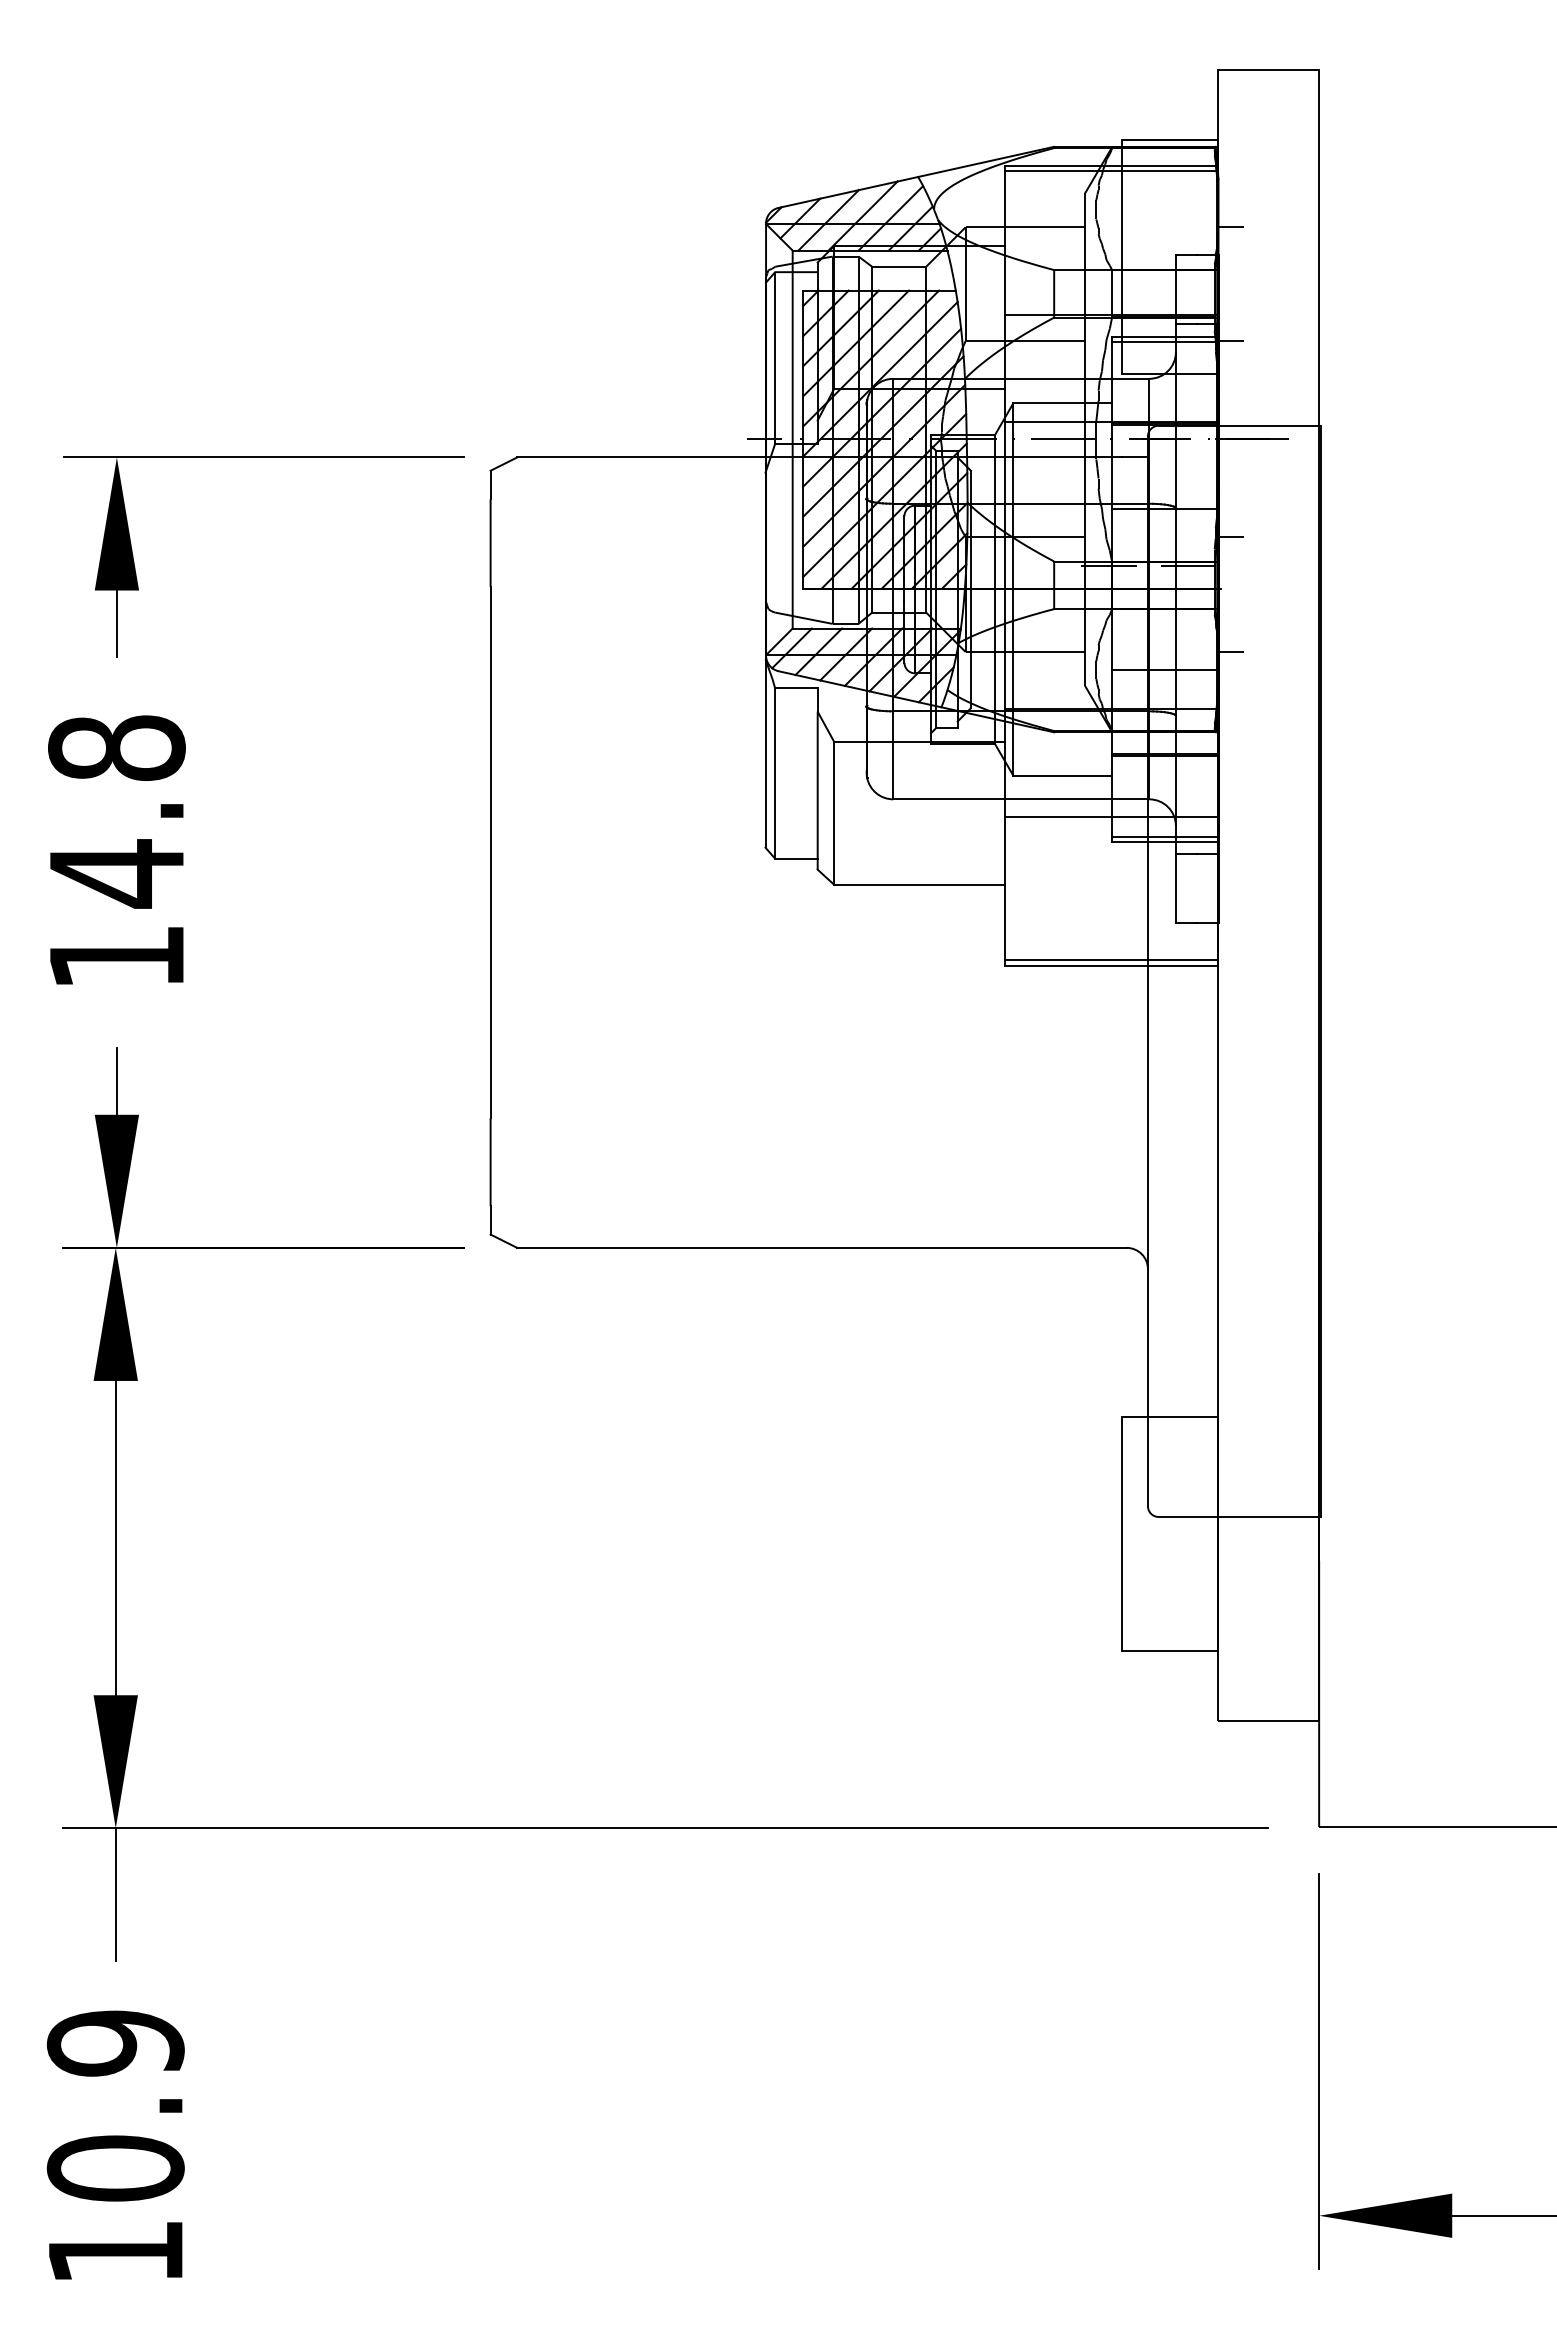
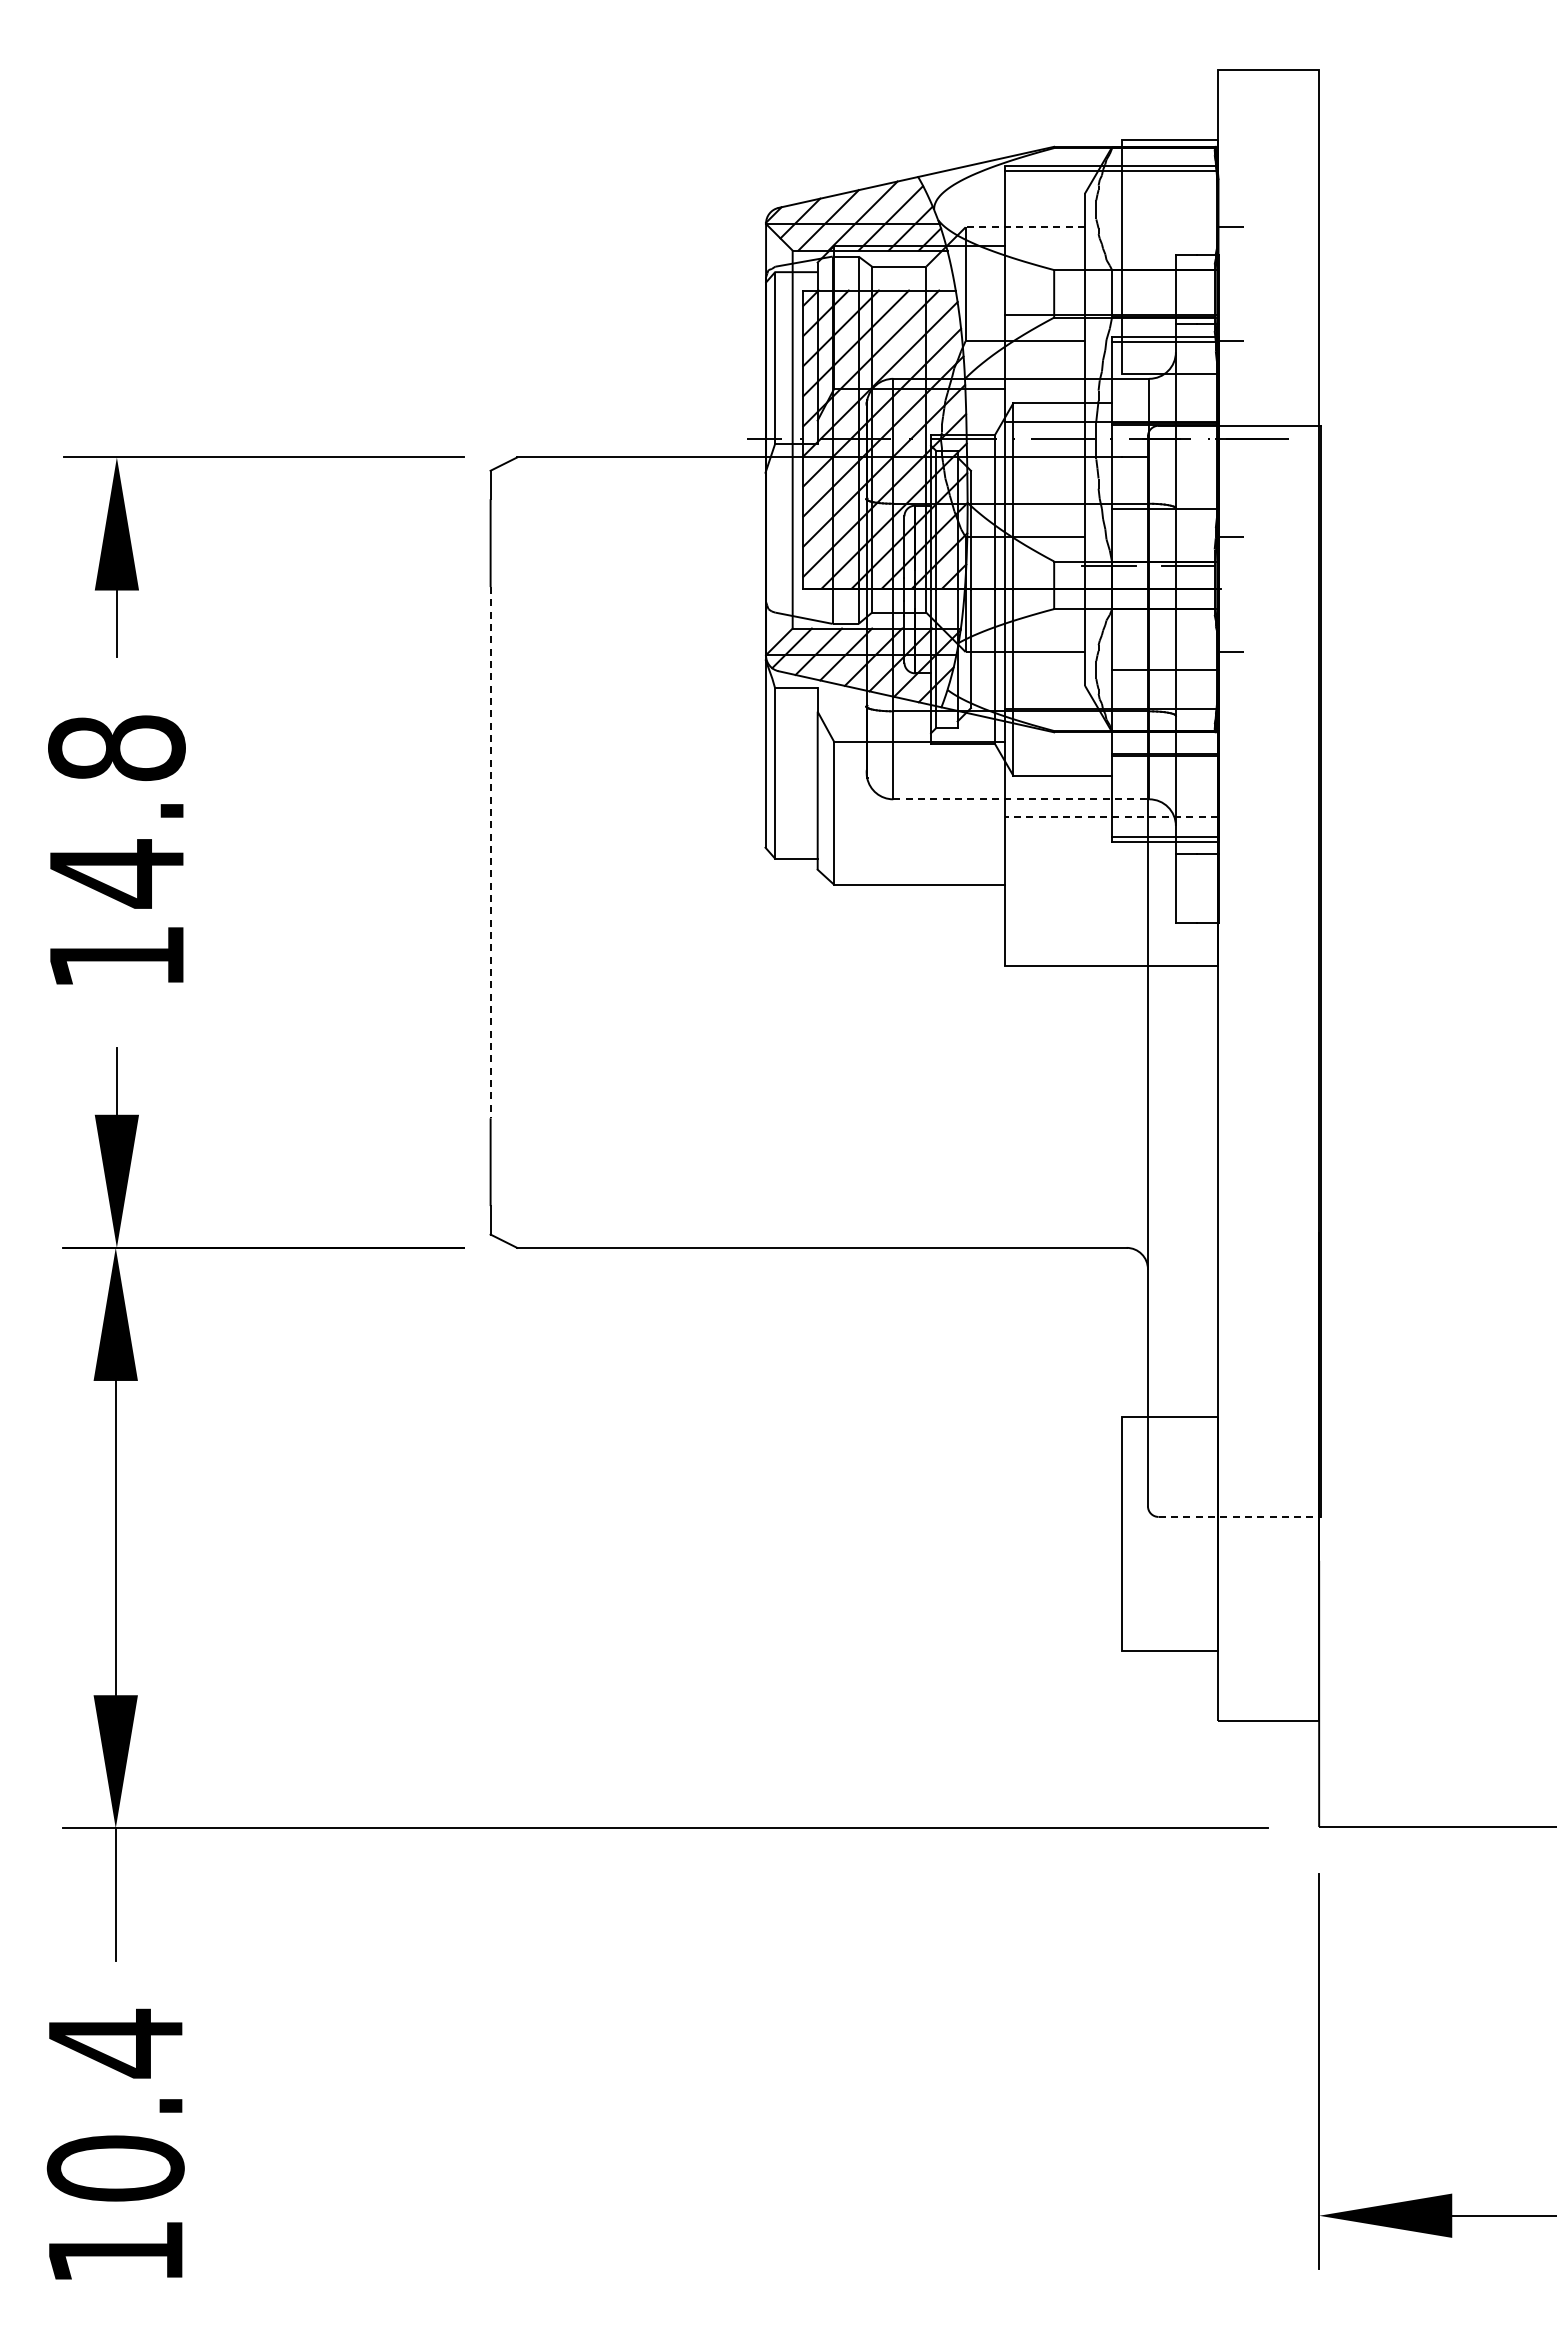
line: solid -> dashed (1025, 227)
line: solid -> dashed (1021, 799)
line: solid -> dashed (1111, 817)
line: solid -> dashed (490, 852)
line: present -> none (1111, 960)
line: solid -> dashed (1240, 1516)
text: 10.9 -> 10.4 (115, 2043)
